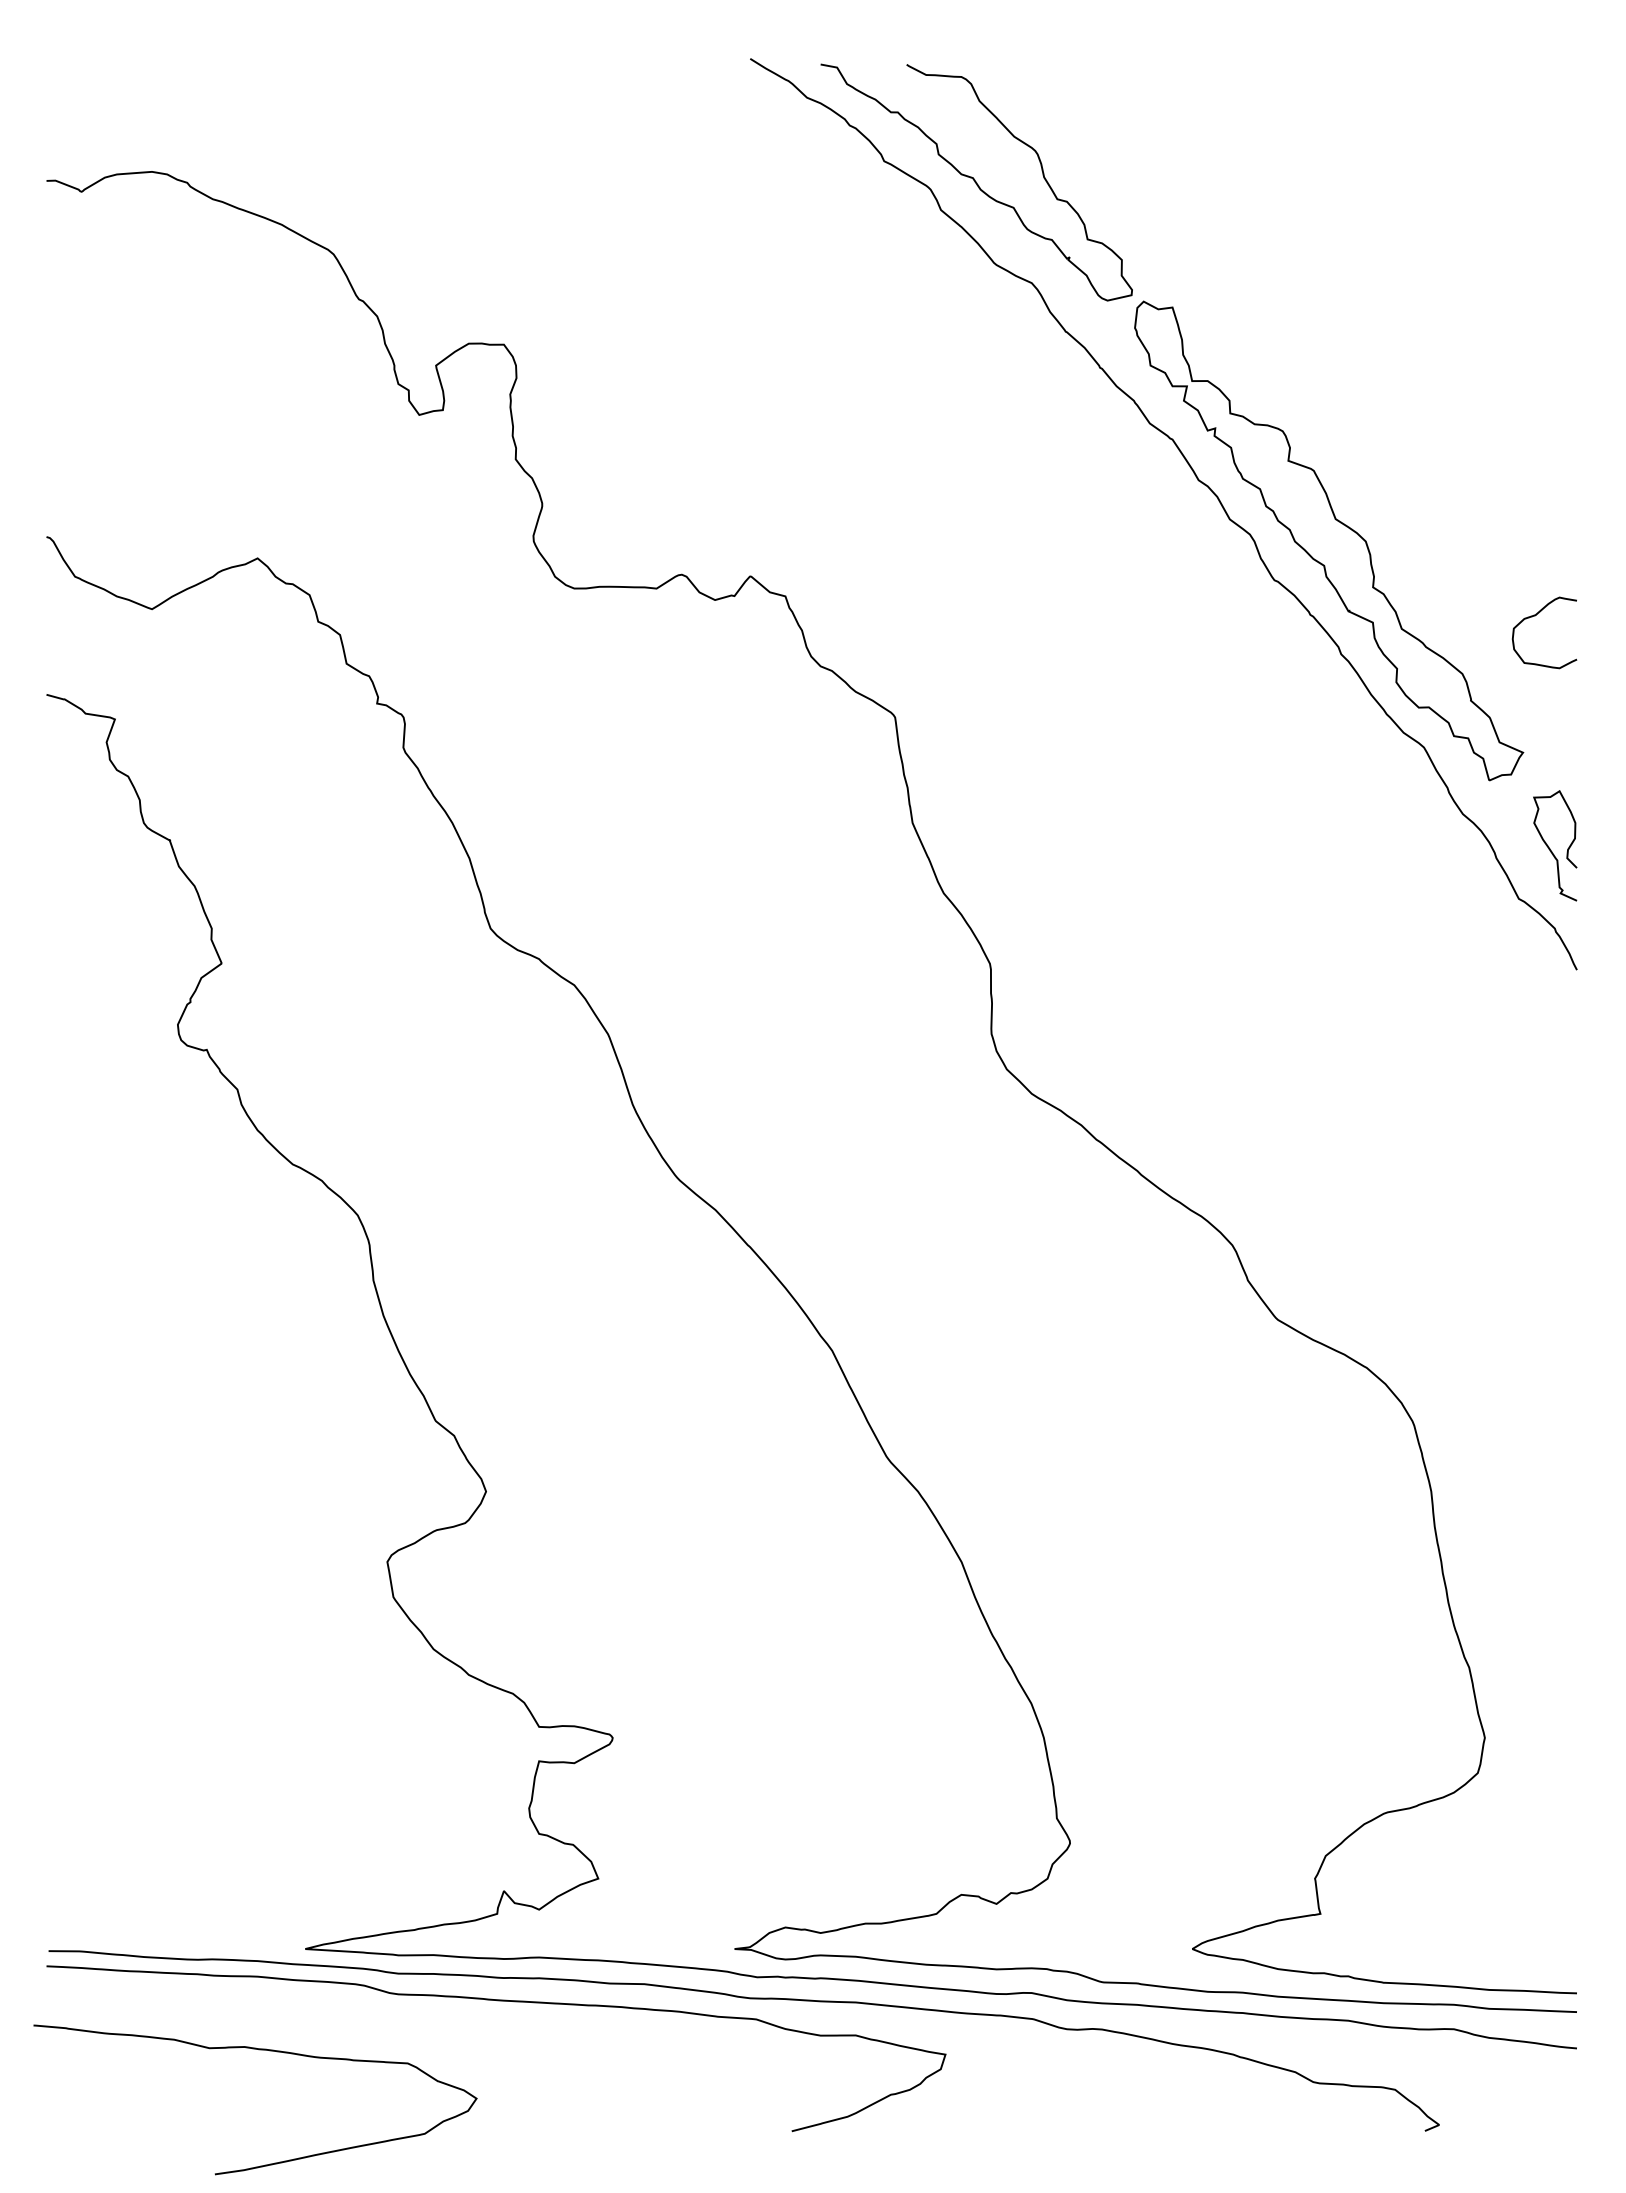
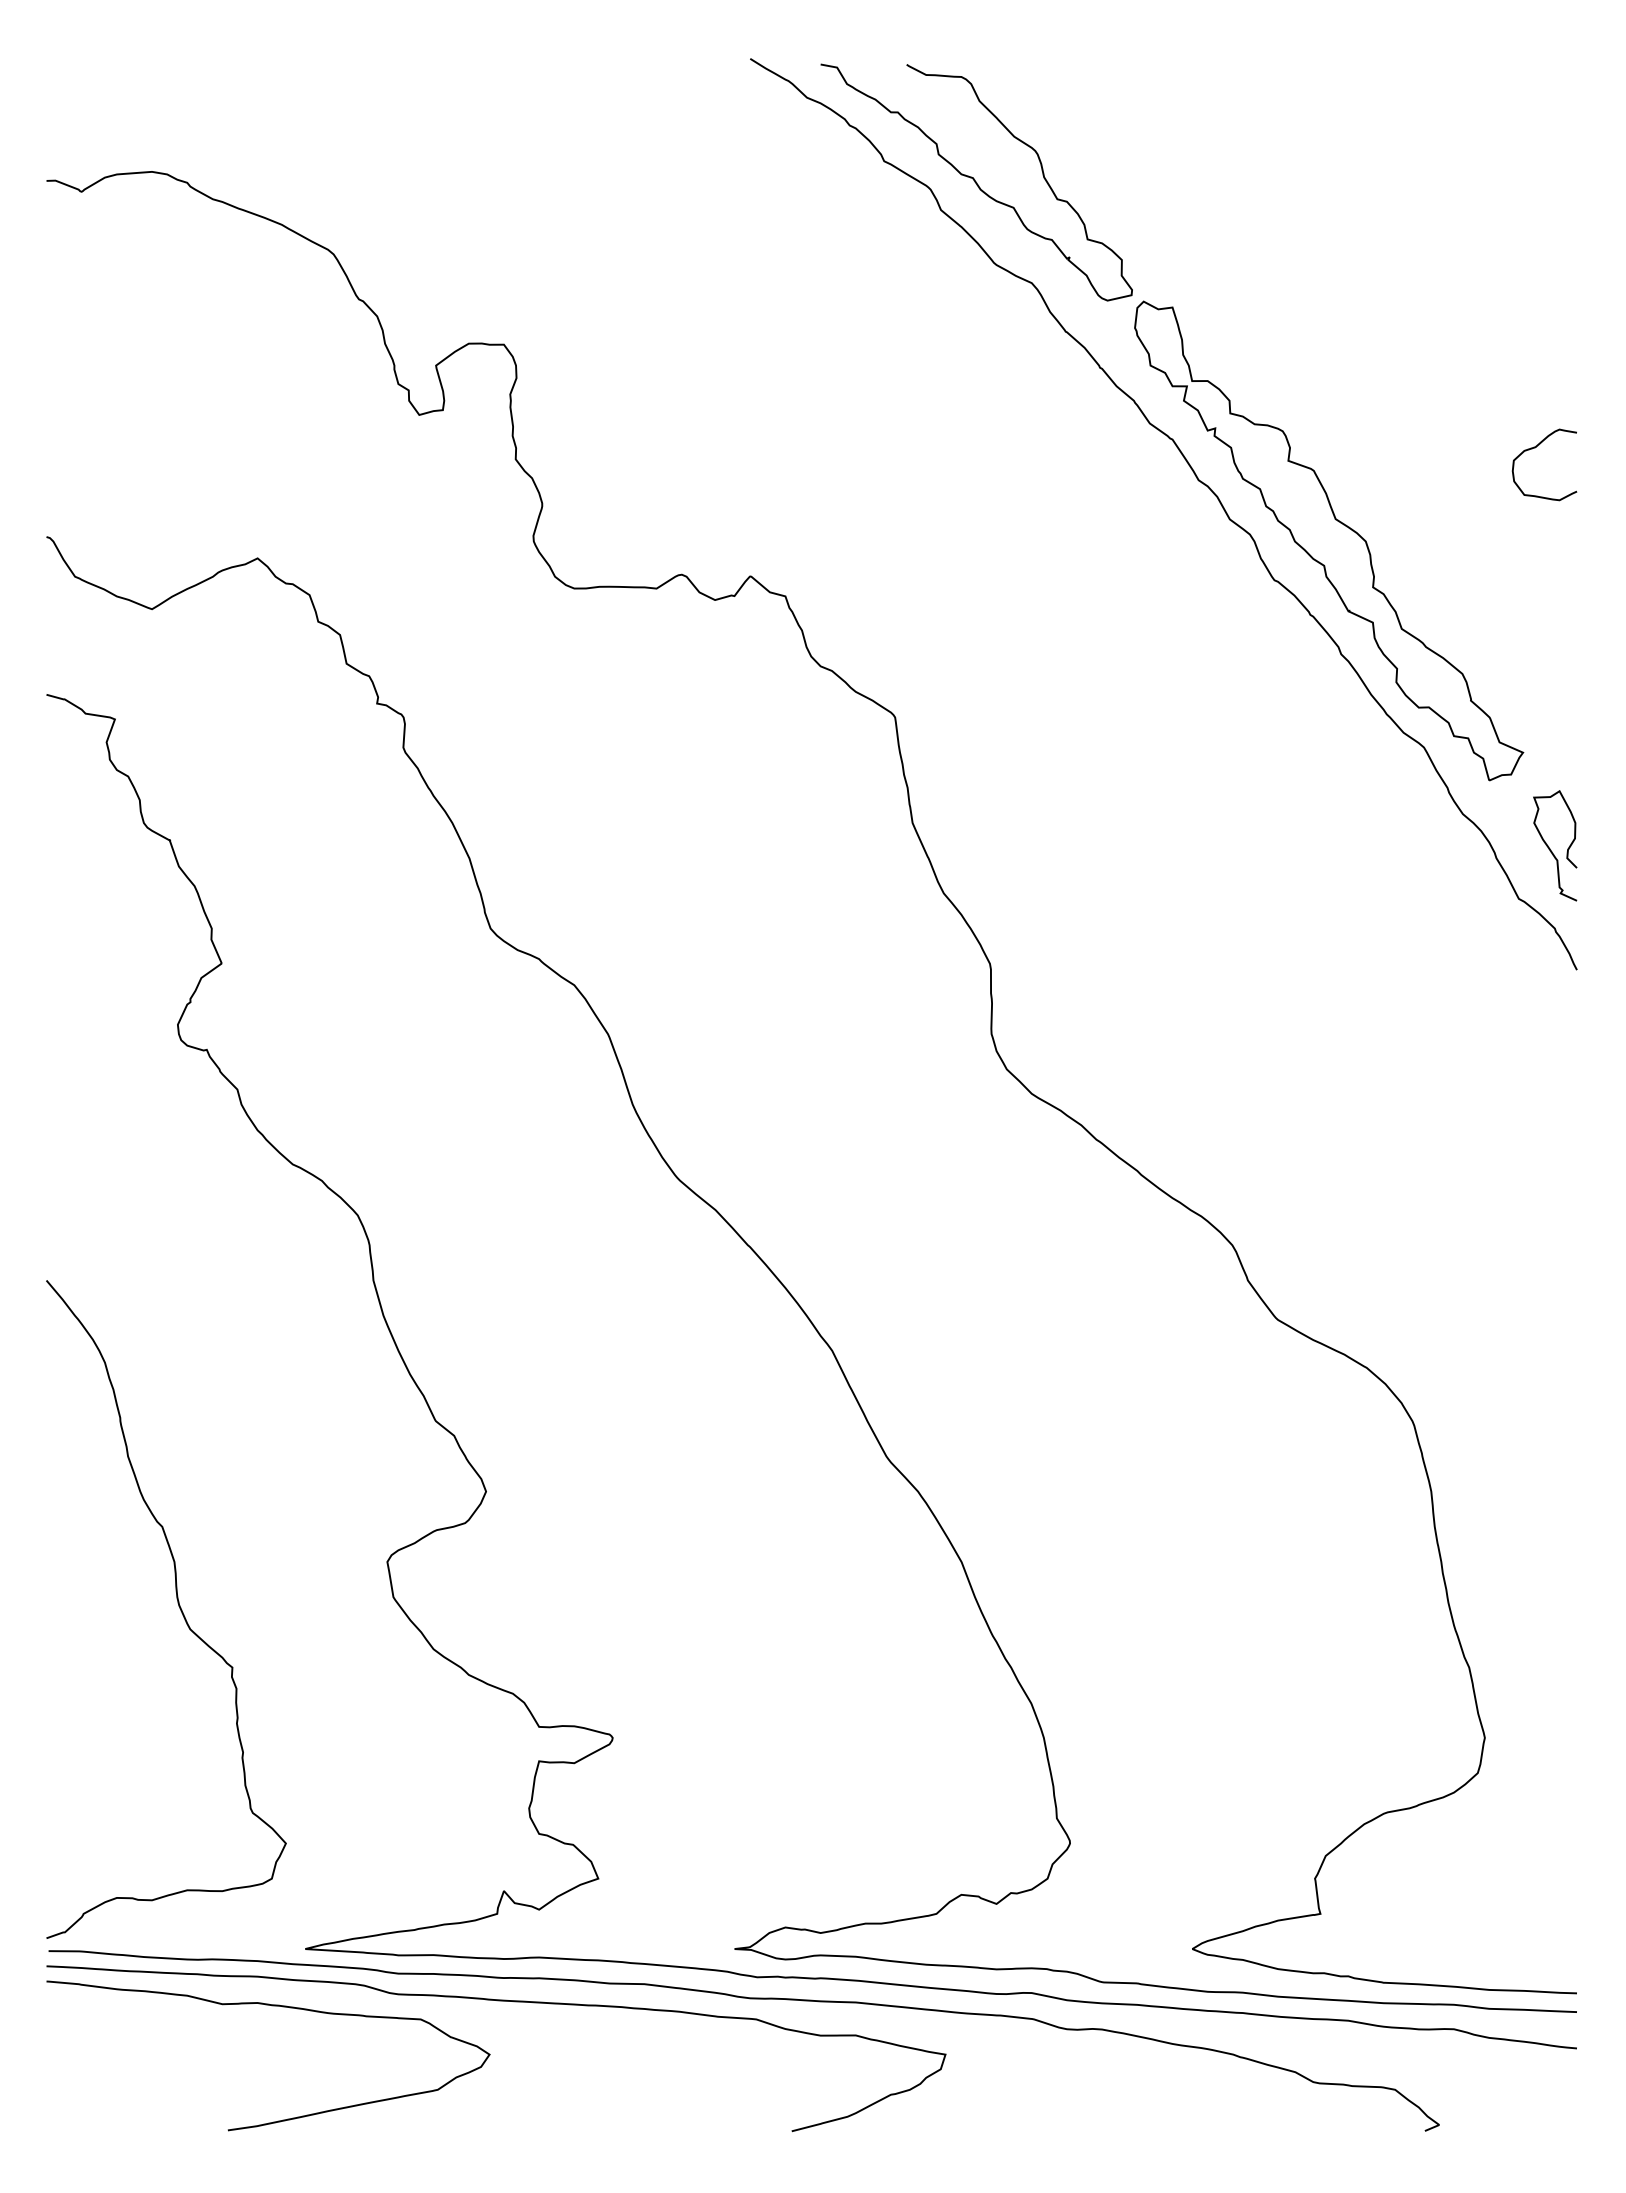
curve position: (1535, 616) -> (1535, 448) (1535, 448)
curve: none -> present (178, 1606)
curve position: (258, 2050) -> (271, 2006) (271, 2006)
